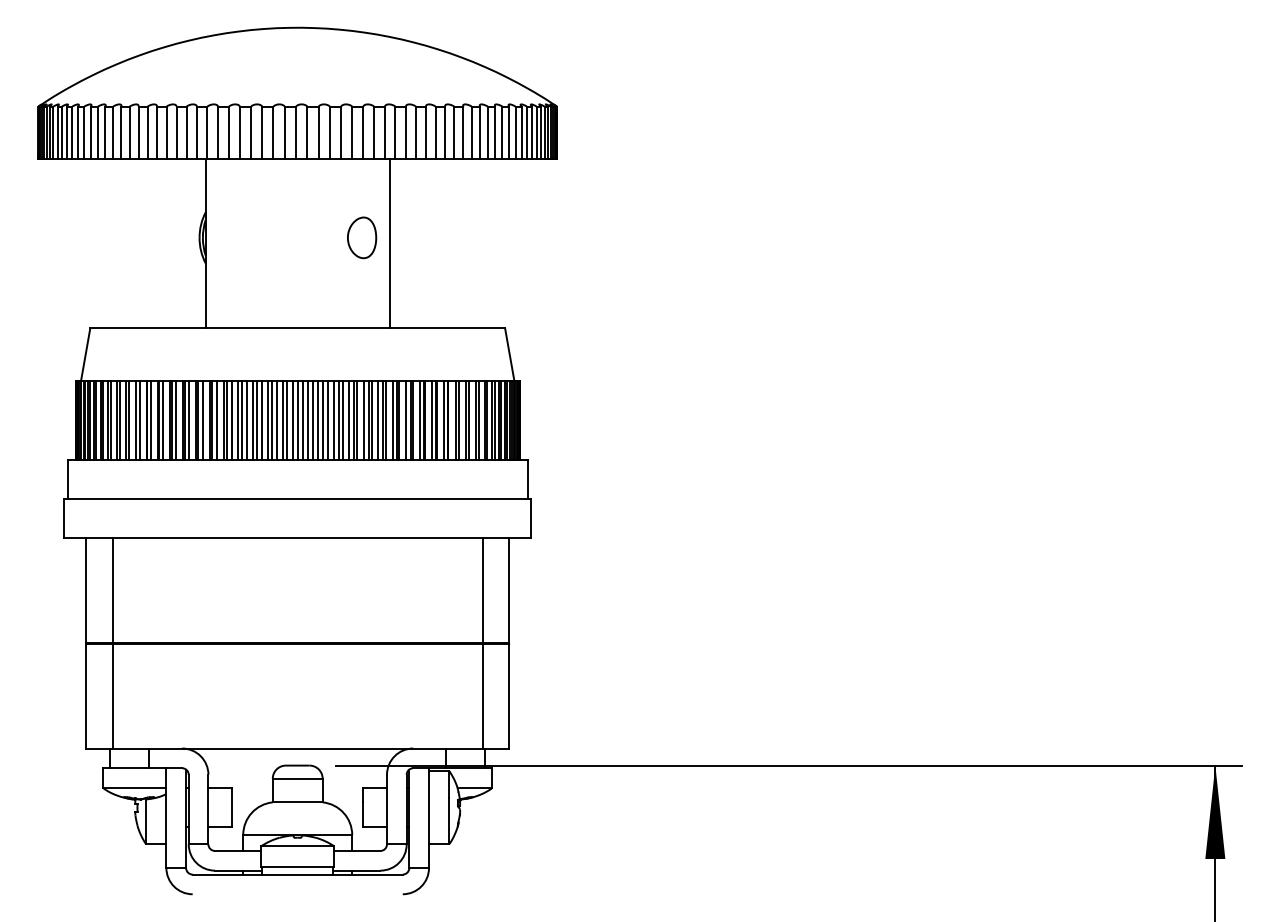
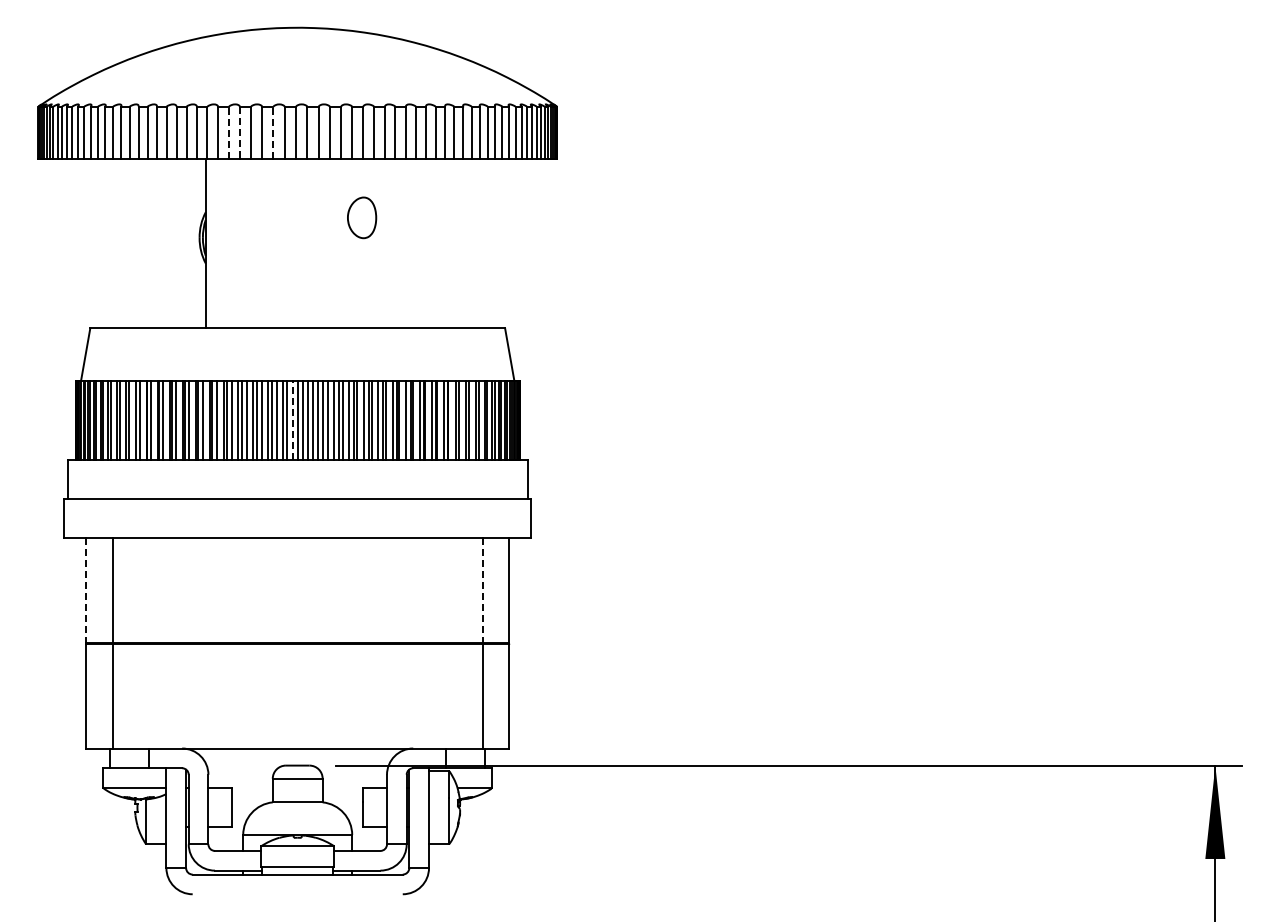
line: solid -> dashed (229, 132)
line: solid -> dashed (273, 132)
line: solid -> dashed (239, 133)
part position: (362, 237) -> (362, 217) (362, 217)
line: present -> none (389, 243)
line: solid -> dashed (292, 419)
line: solid -> dashed (86, 590)
line: solid -> dashed (482, 590)
